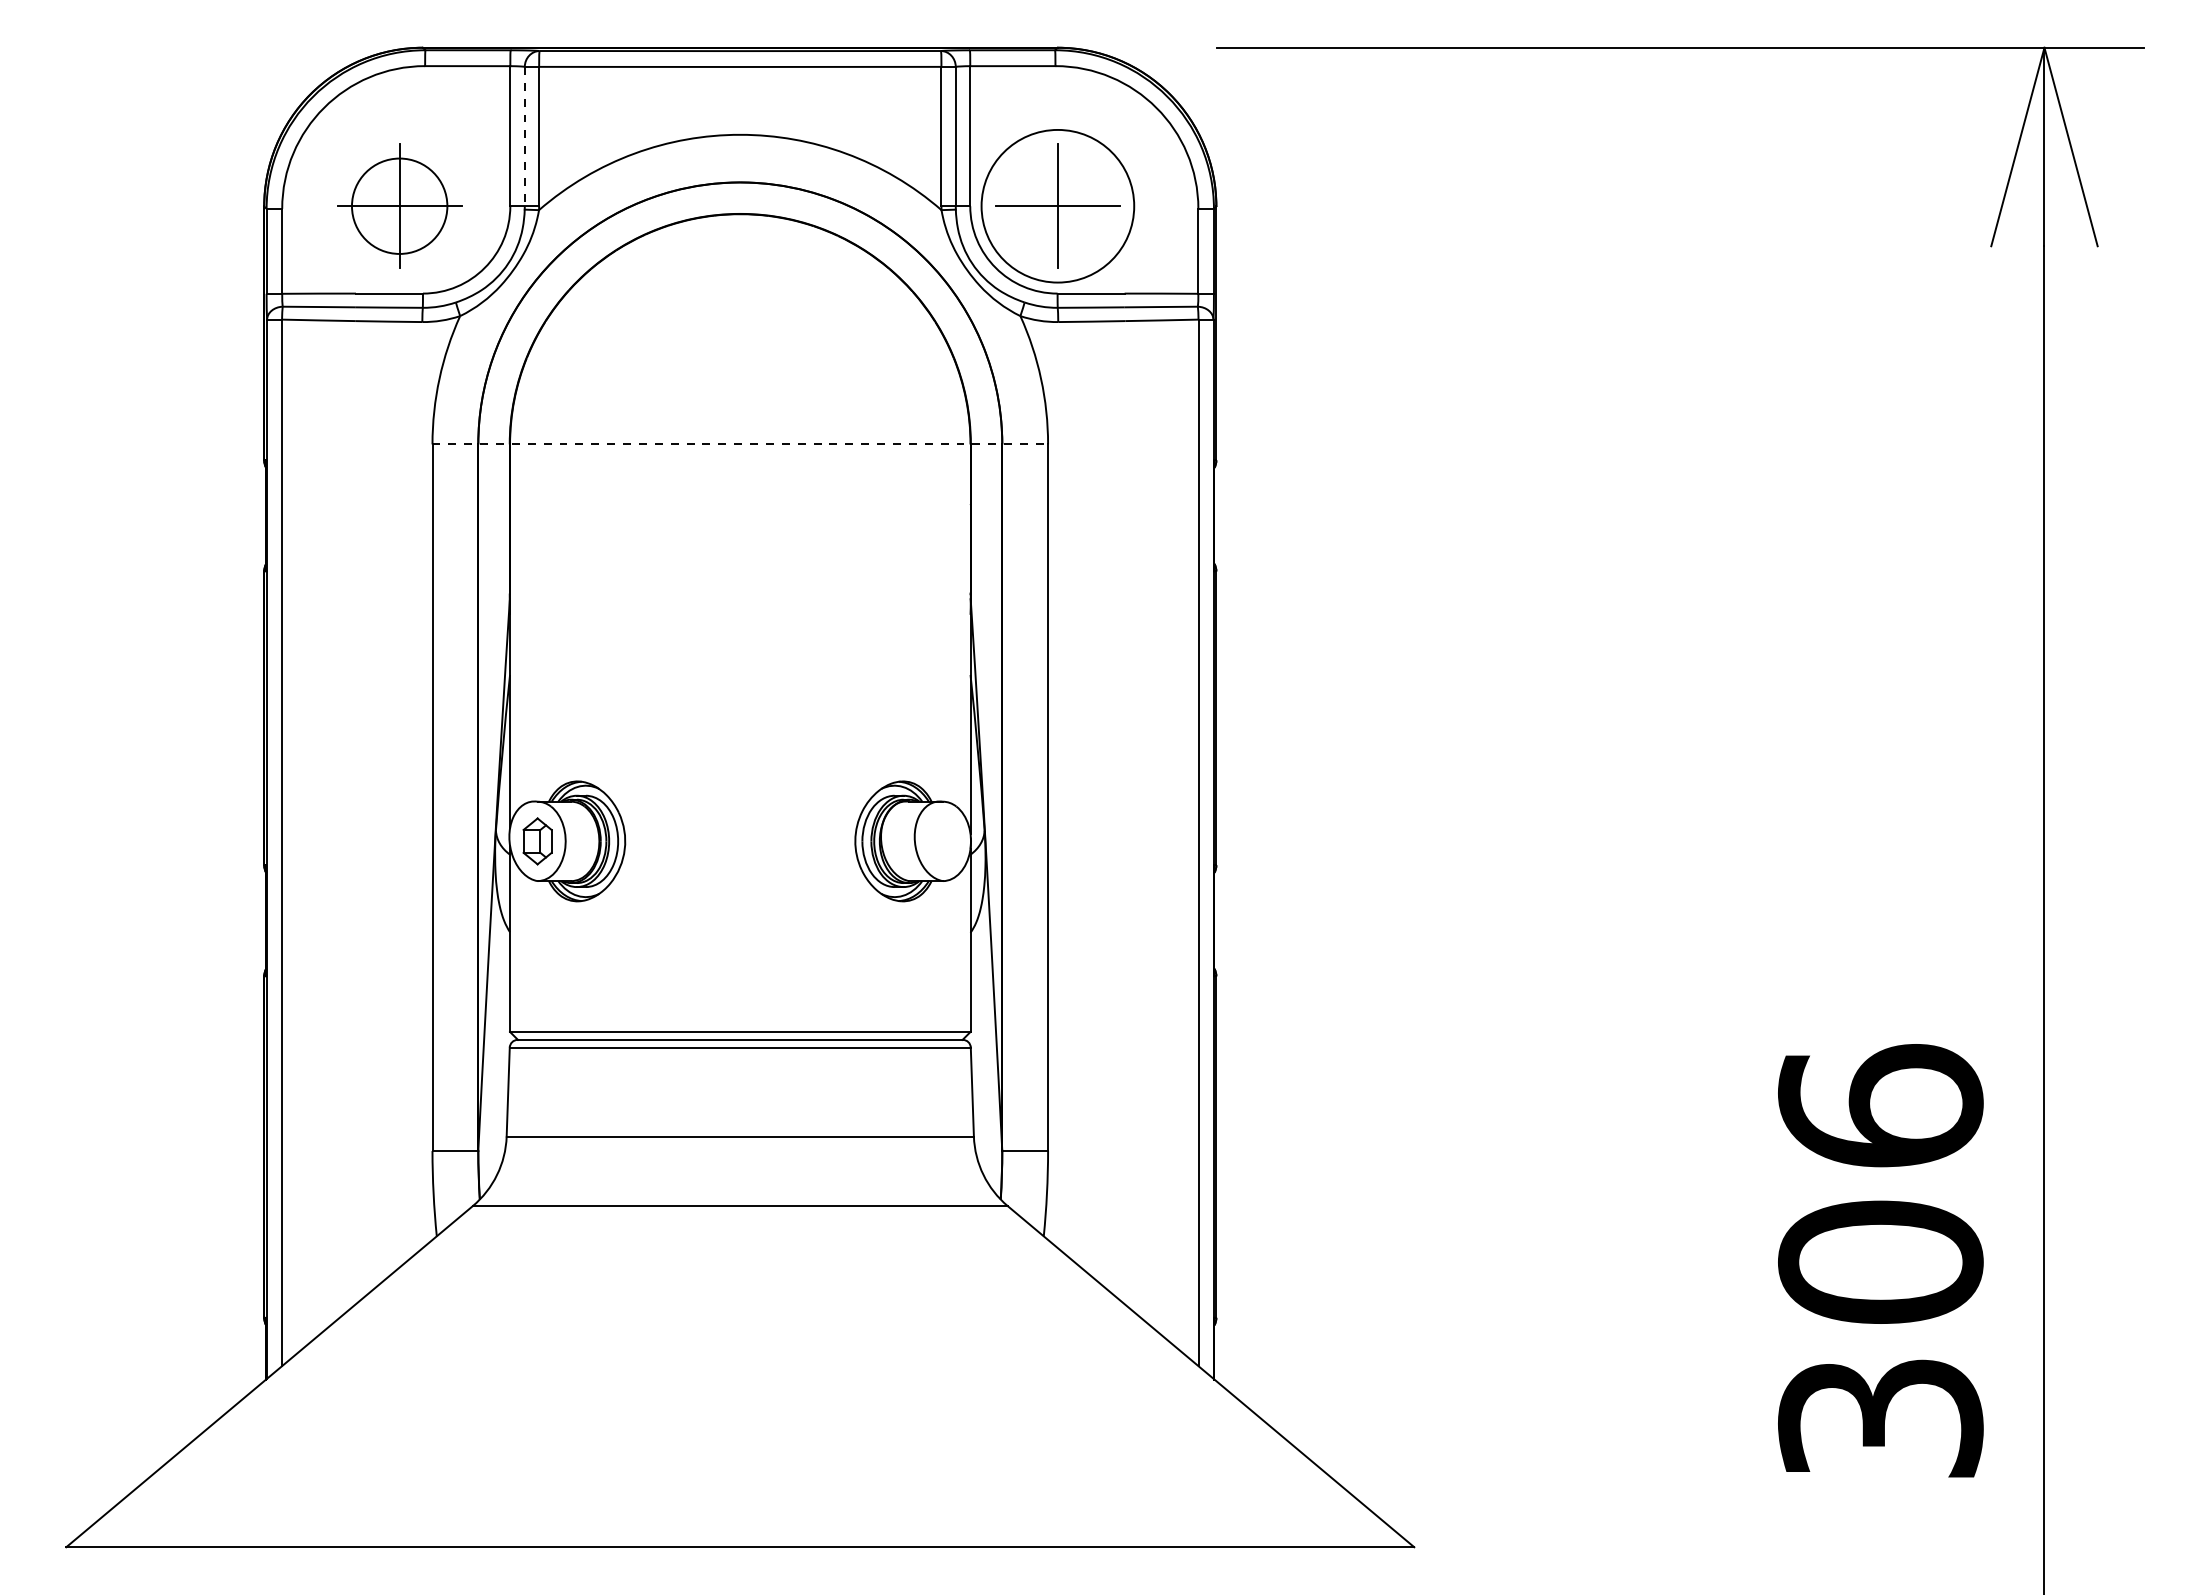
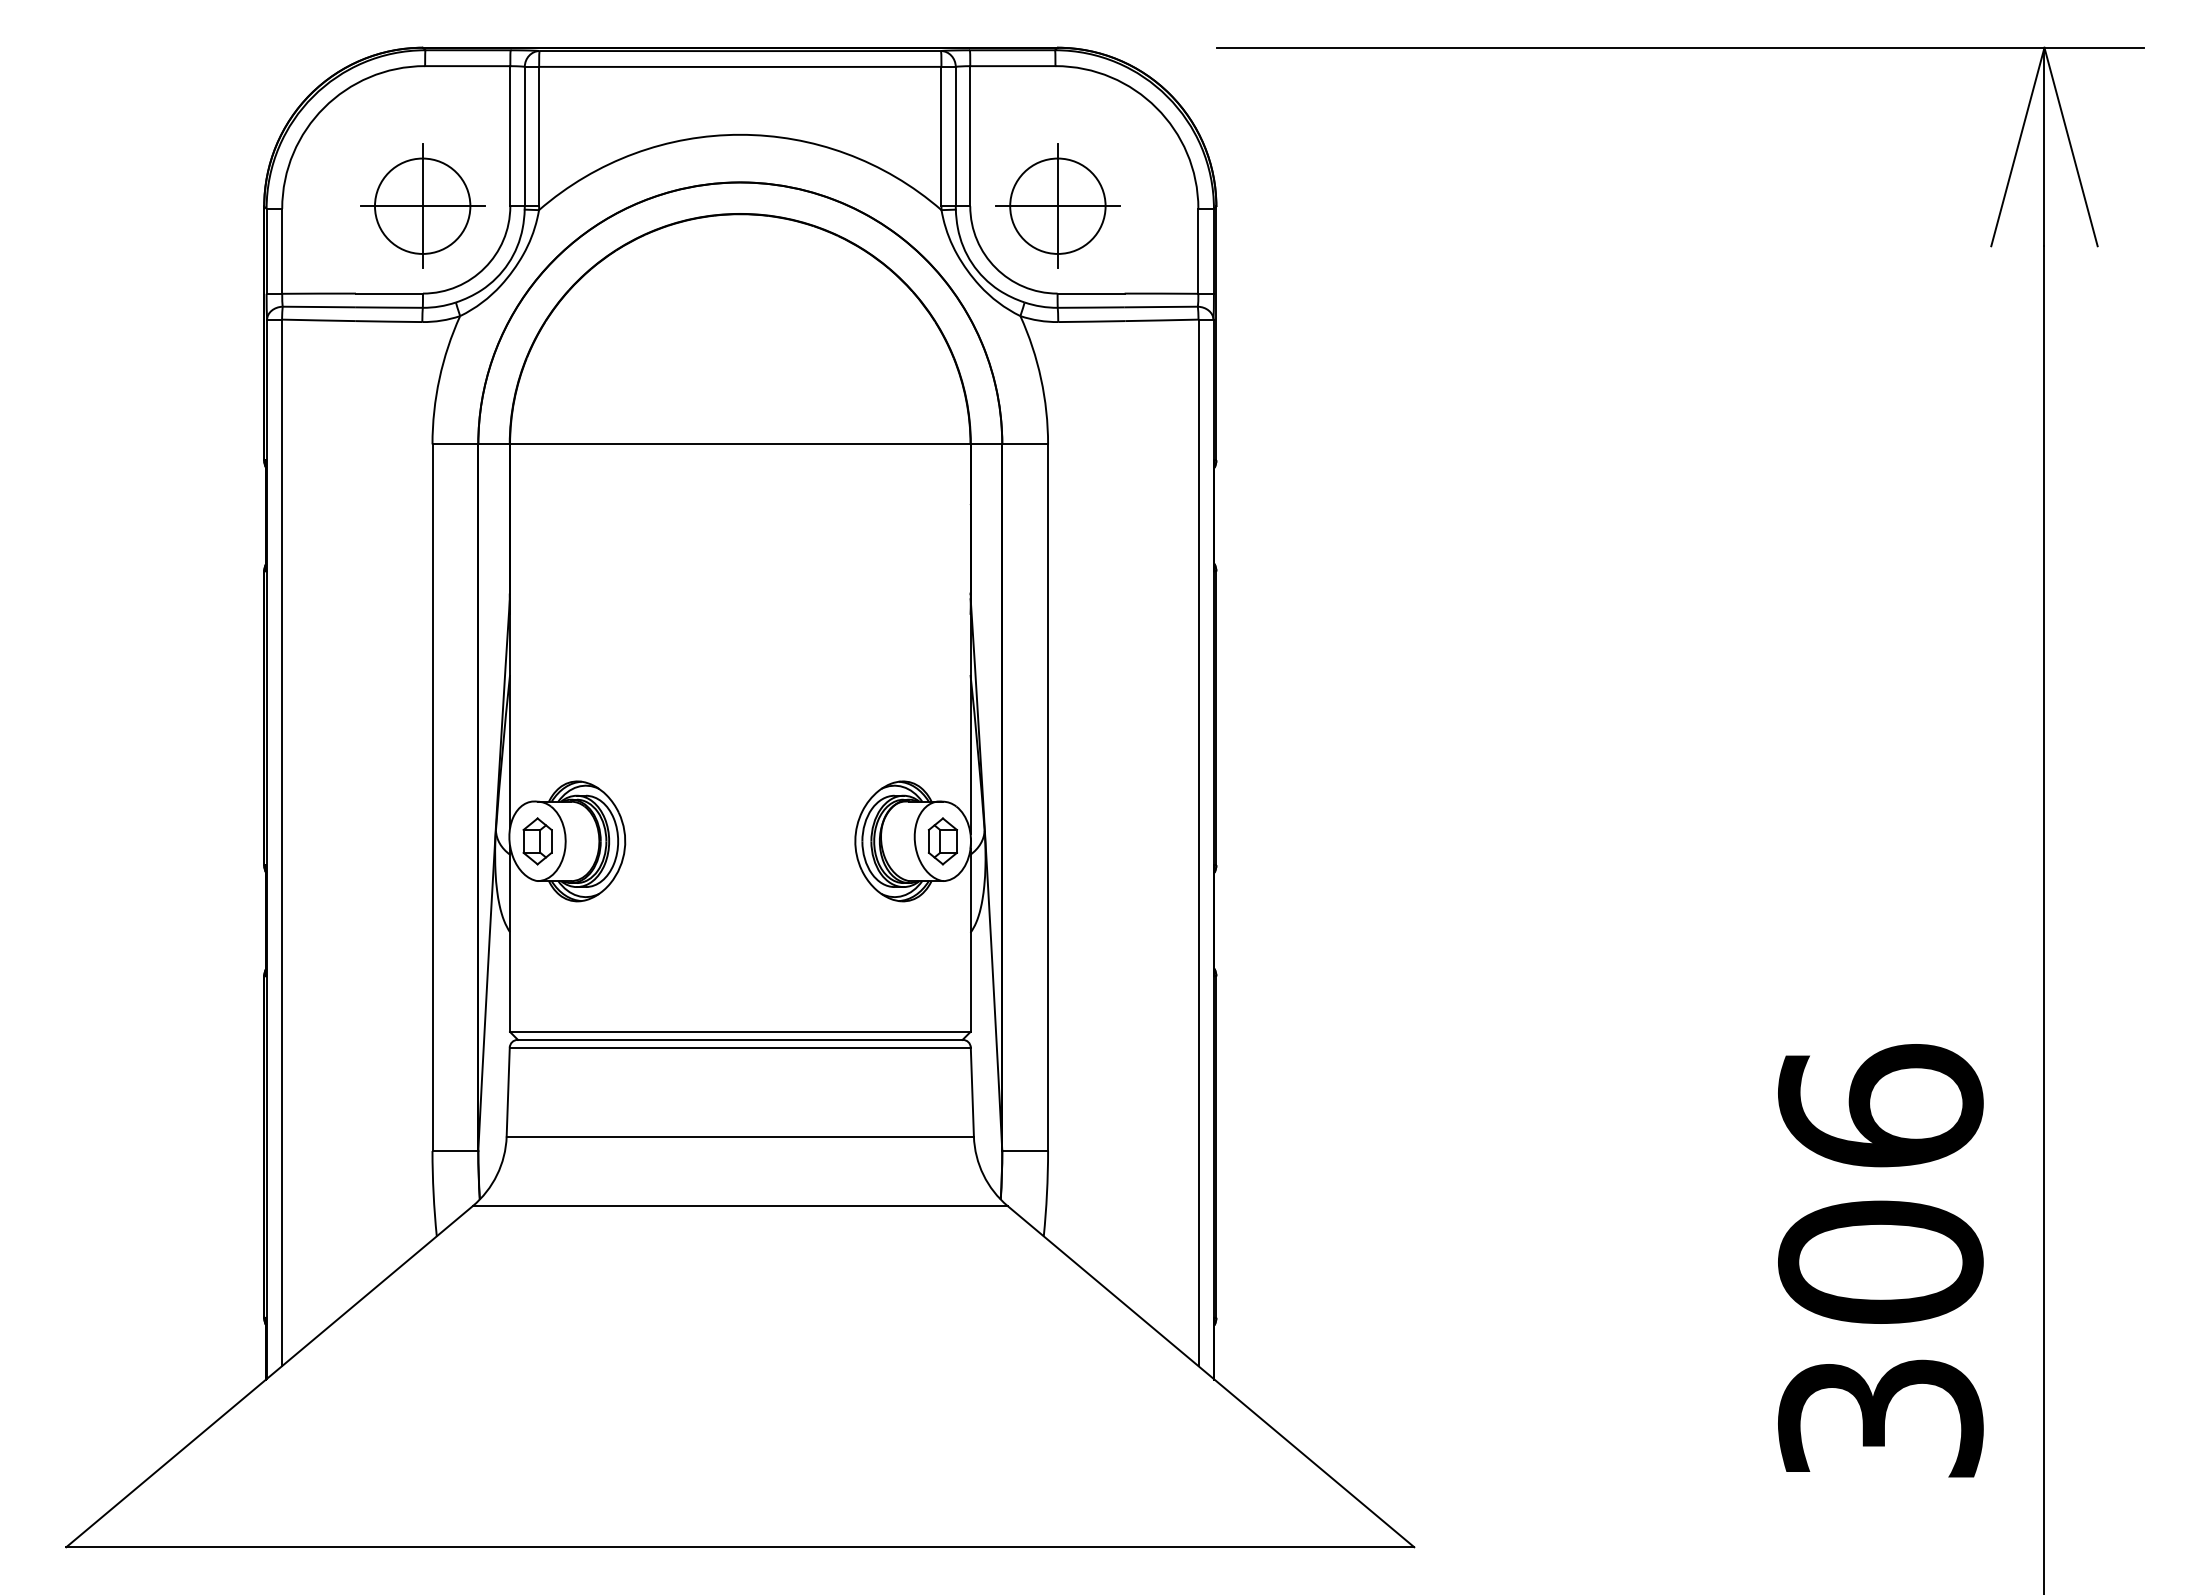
line: dashed -> solid (524, 136)
part position: (399, 205) -> (422, 205) (422, 205)
circle diameter: 153 px -> 95 px (1057, 205)
line: dashed -> solid (740, 444)
part: none -> present (942, 841)
